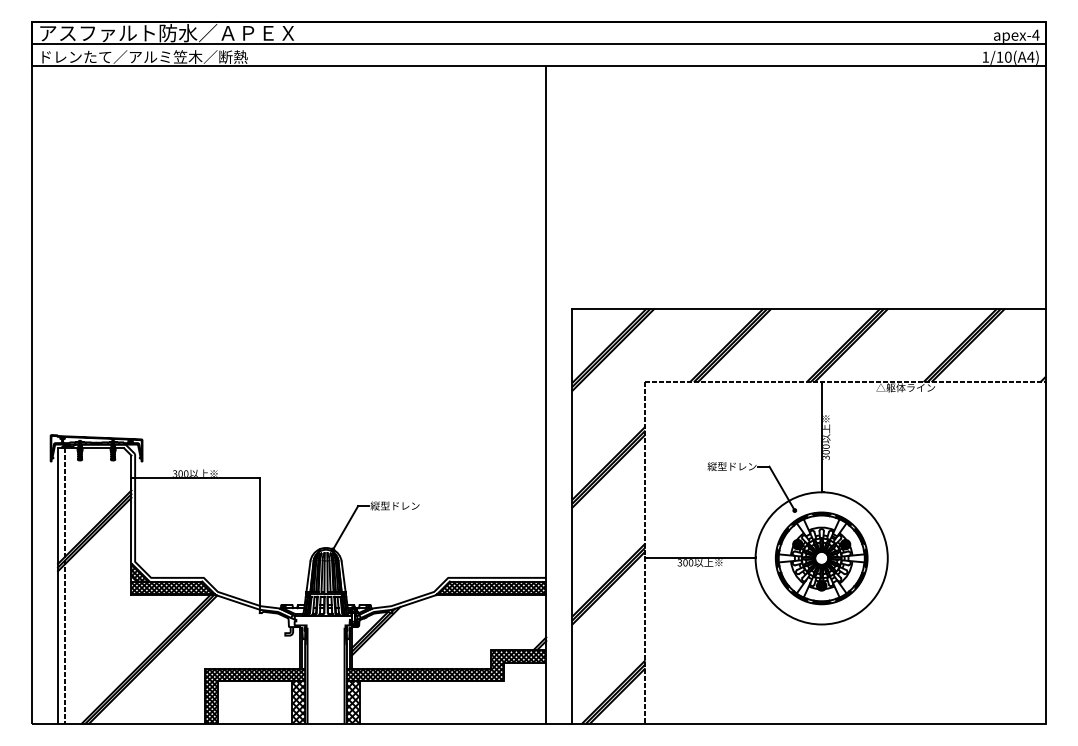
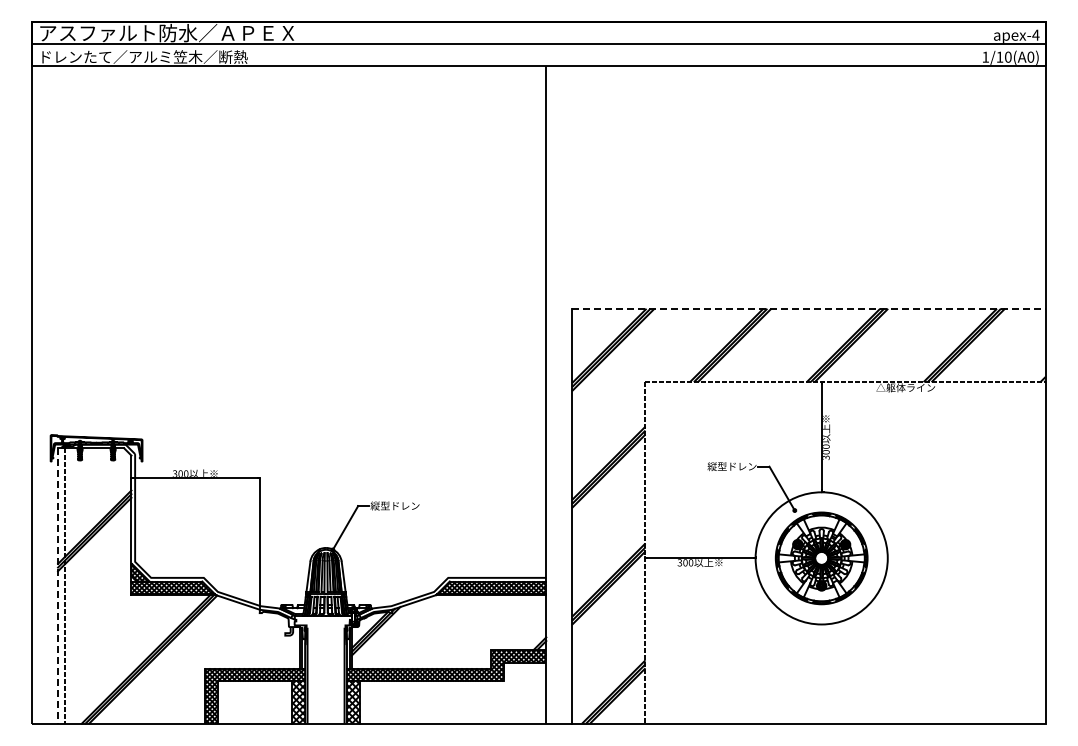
text: 1/10(A4) -> 1/10(A0) (1030, 56)
line: solid -> dashed (808, 308)
line: solid -> dashed (58, 585)
